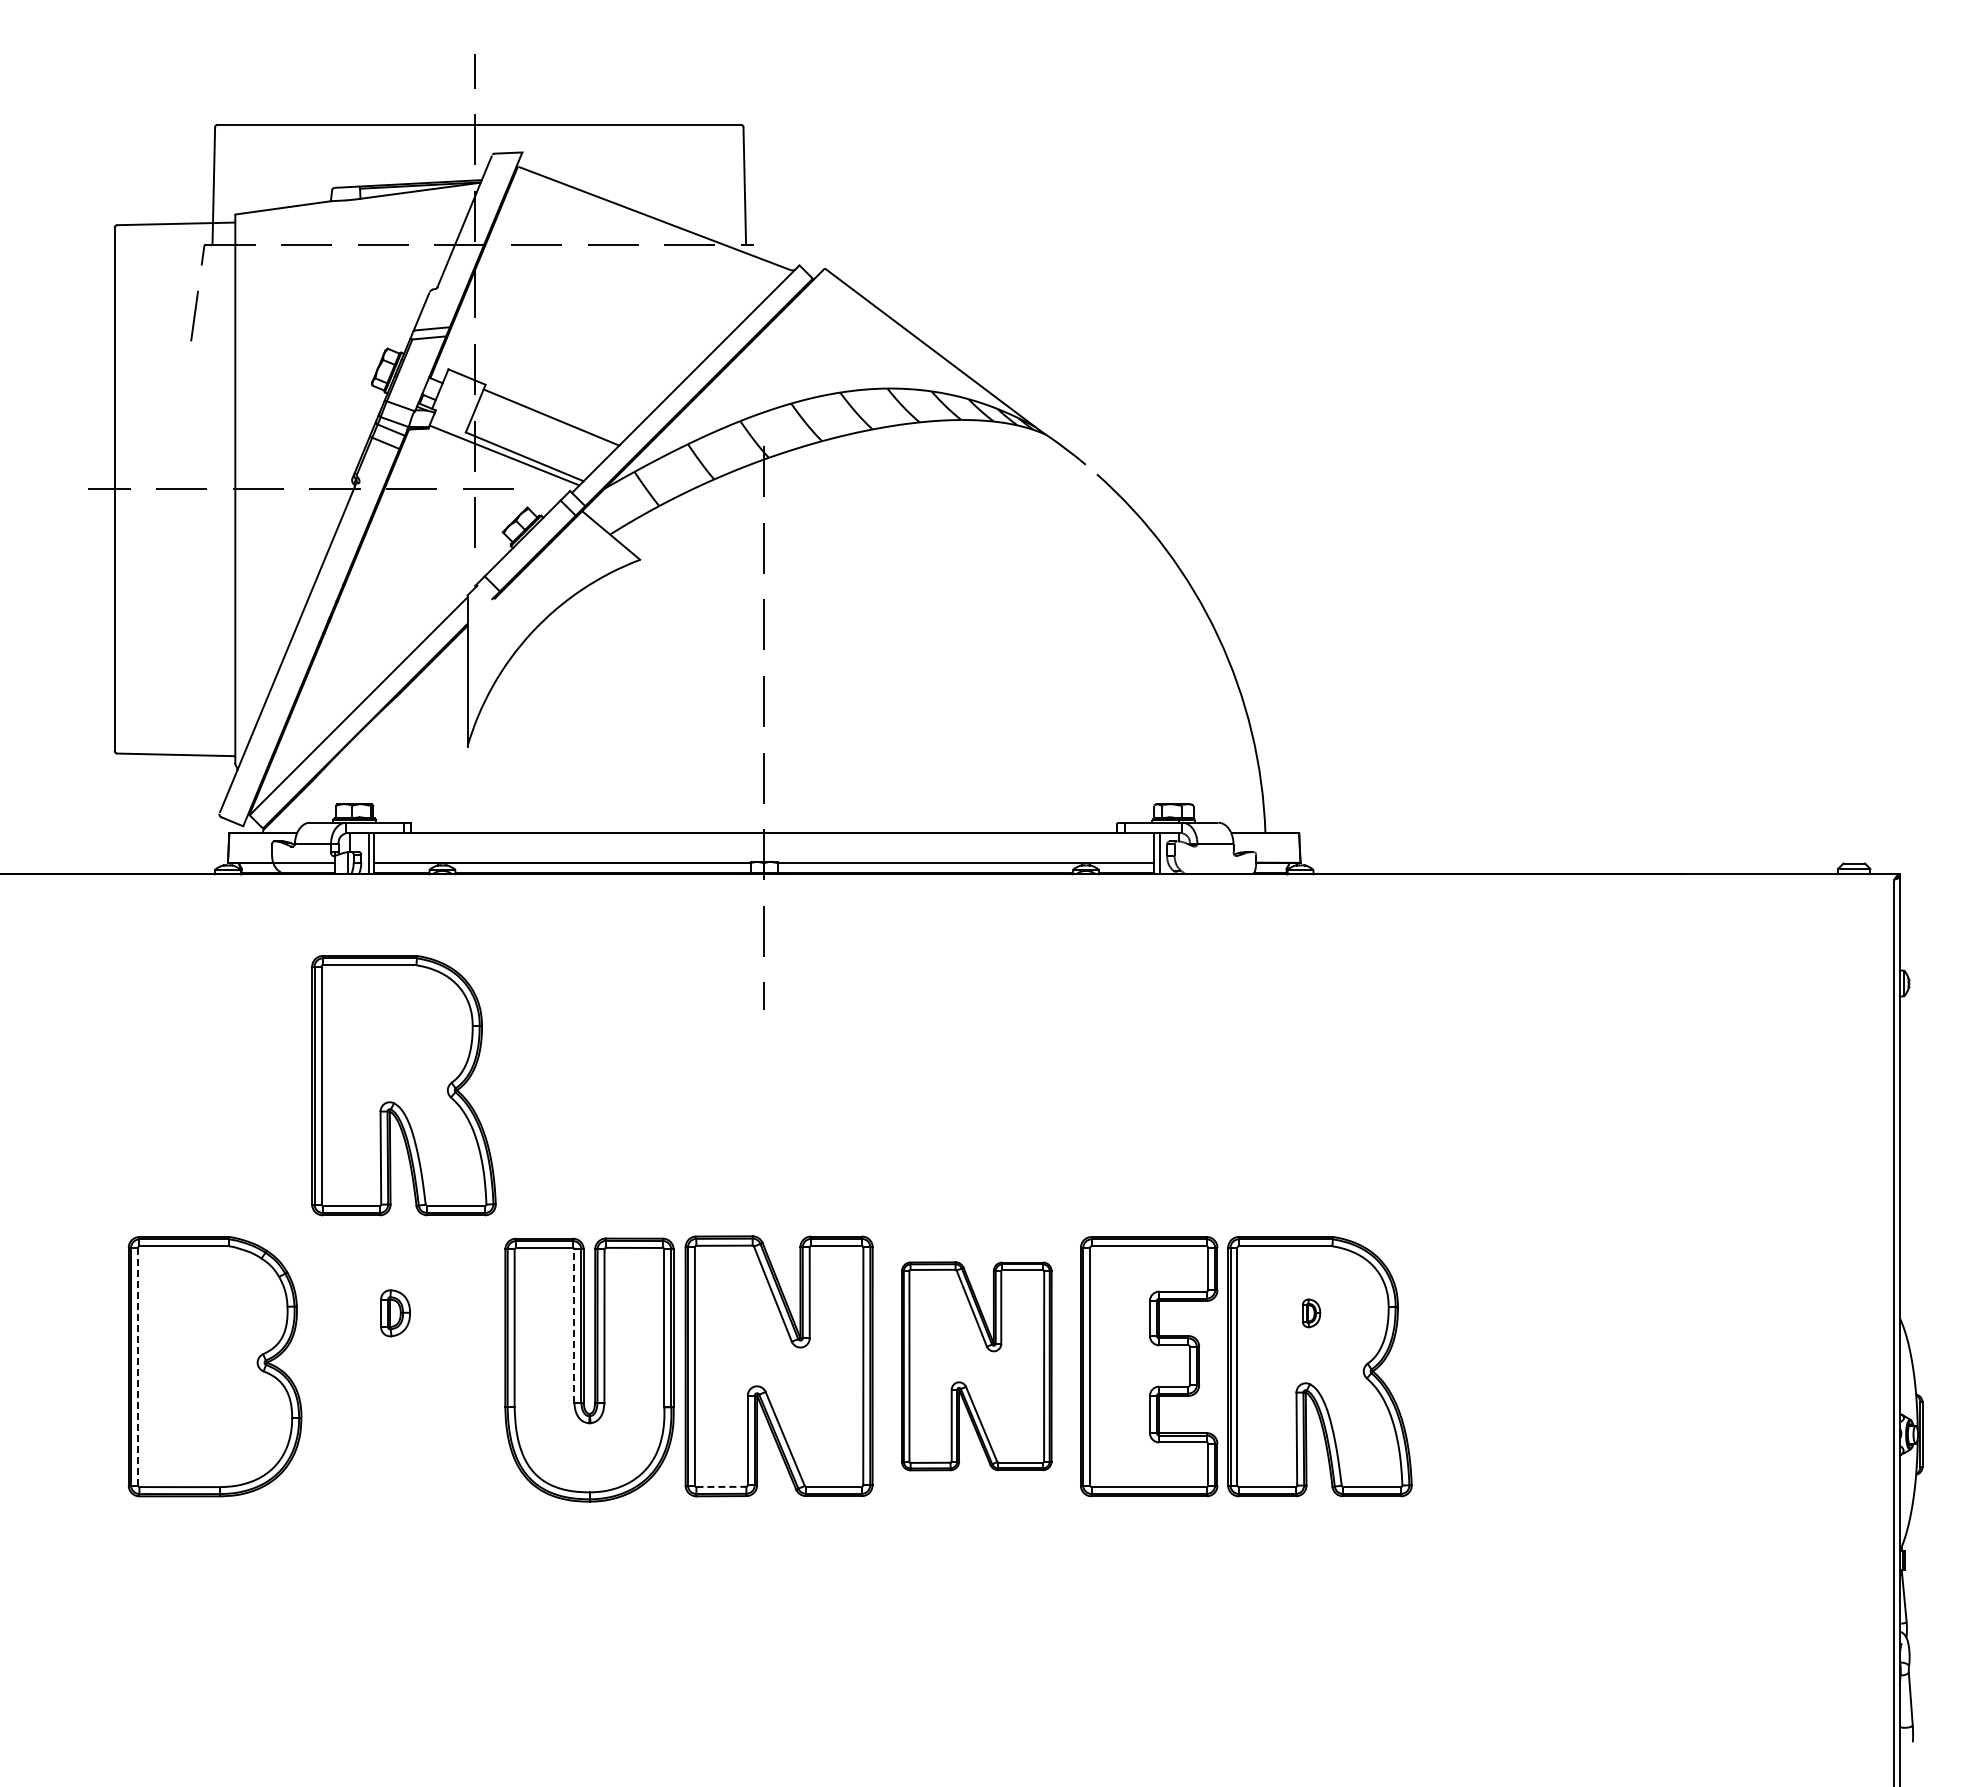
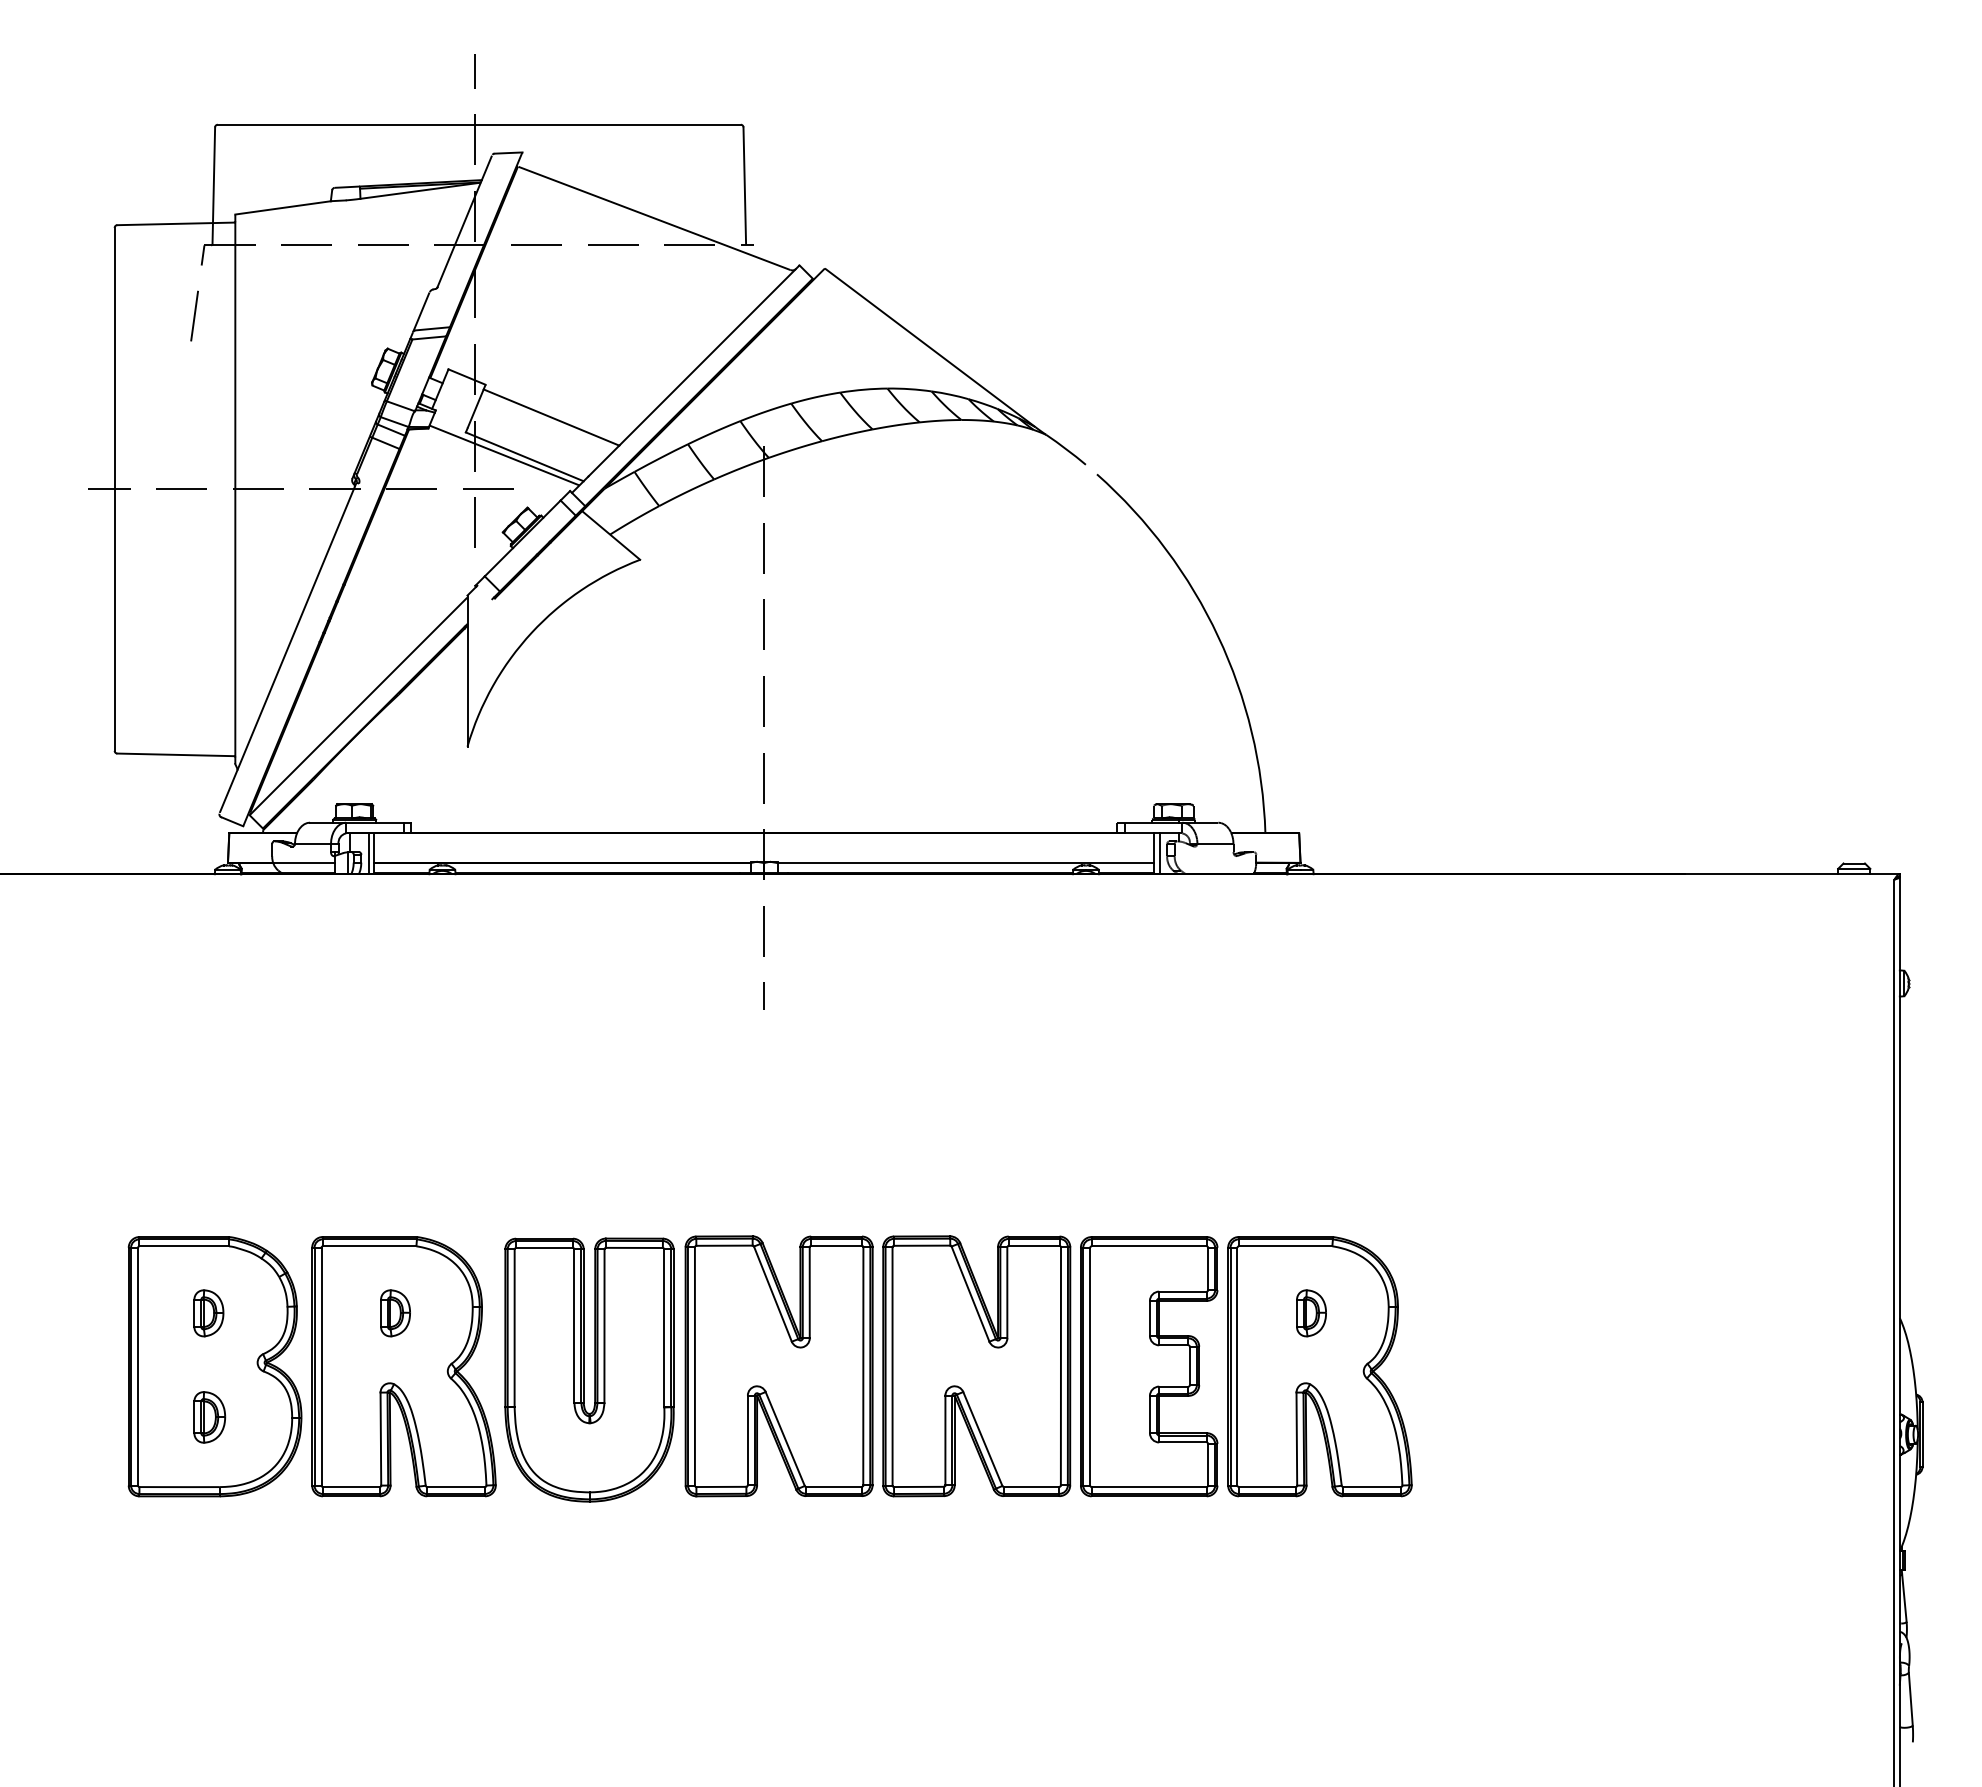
part position: (403, 1085) -> (403, 1366) (403, 1366)
part: none -> present (208, 1313)
part size: 20x31 px -> 31x49 px (1311, 1313)
line: dashed -> solid (574, 1326)
line: dashed -> solid (138, 1366)
part size: 152x211 px -> 190x263 px (976, 1366)
part: none -> present (209, 1417)
line: dashed -> solid (721, 1486)
